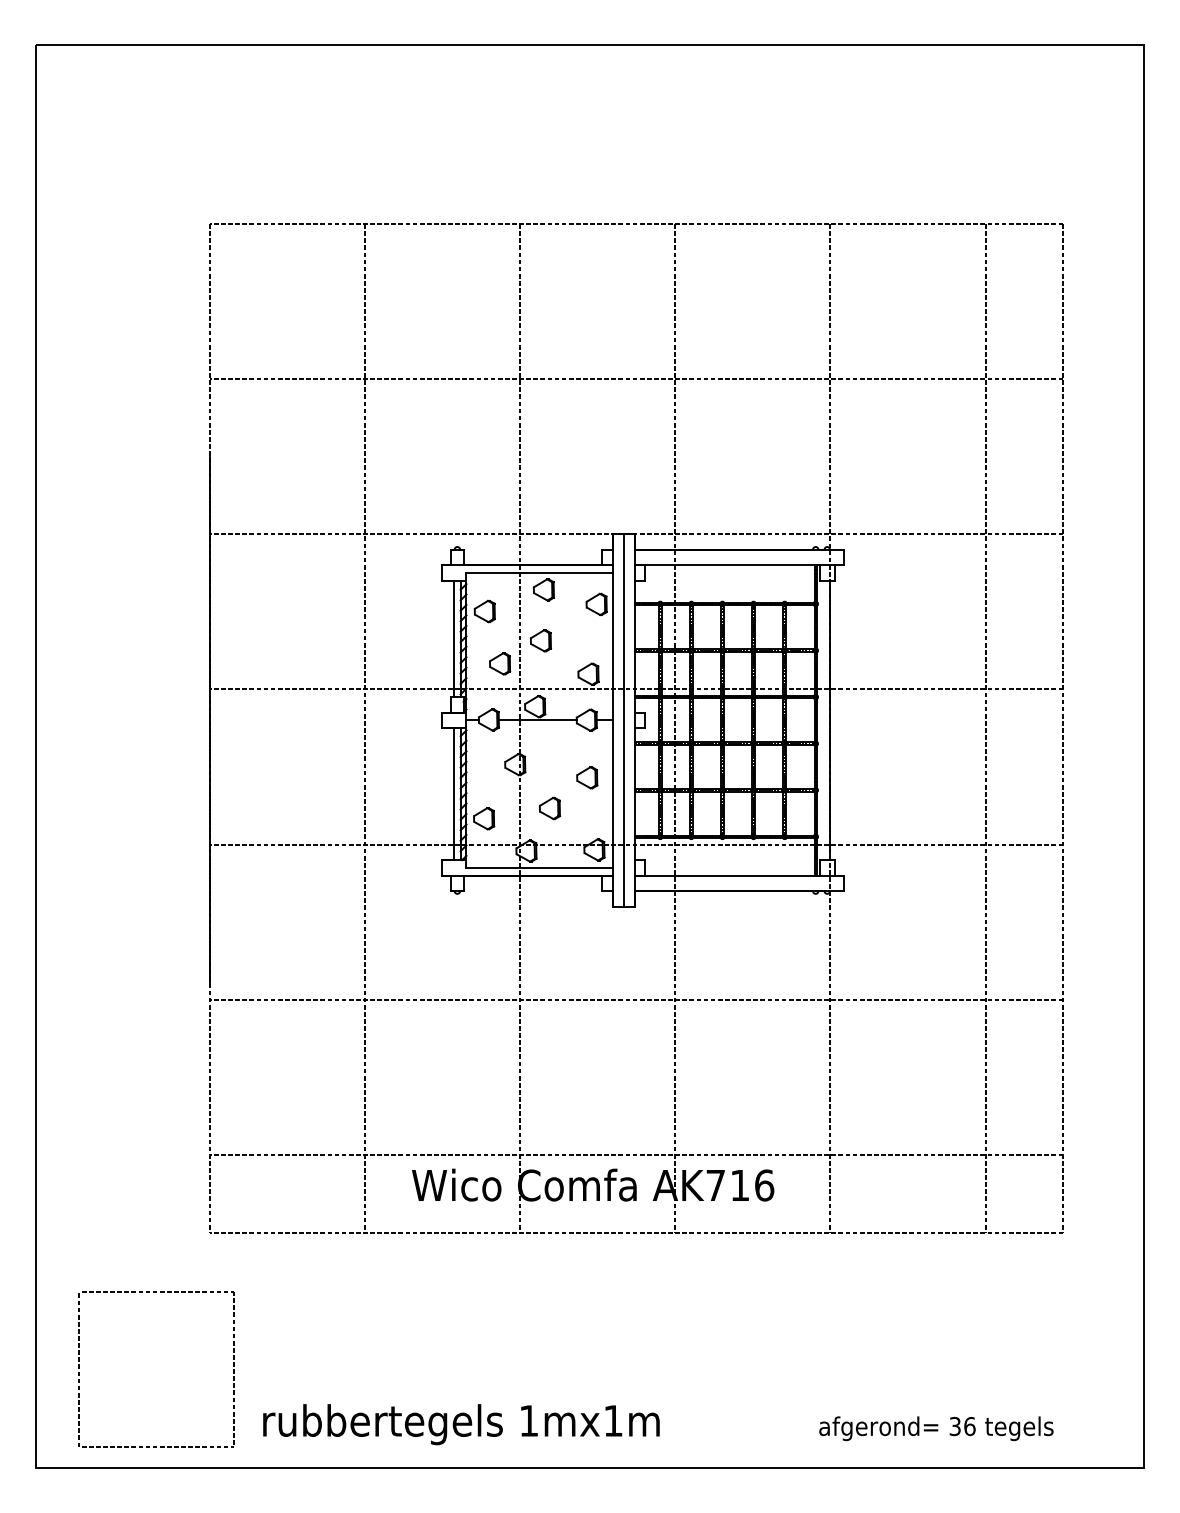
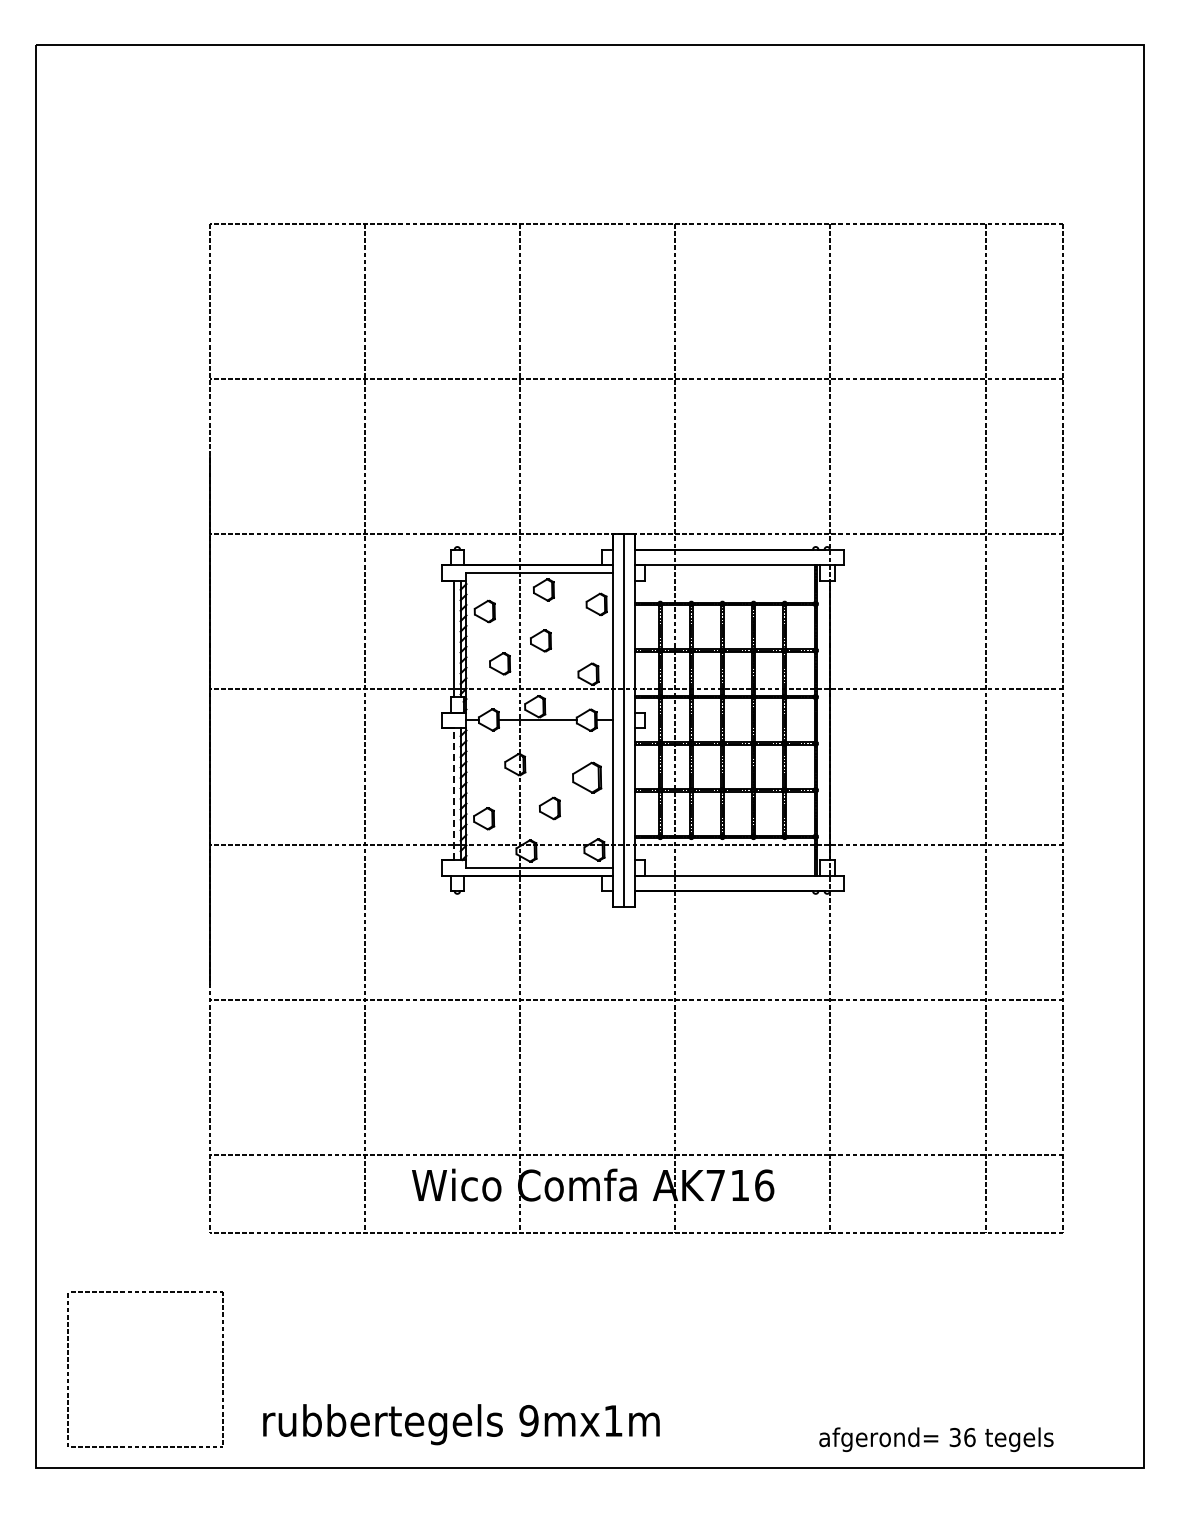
part size: 23x24 px -> 31x33 px (587, 777)
line: solid -> dashed (454, 794)
part position: (156, 1292) -> (145, 1292) (145, 1292)
text: 1mx1m -> 9mx1m (528, 1420)
text position: (936, 1428) -> (936, 1439) (936, 1439)
